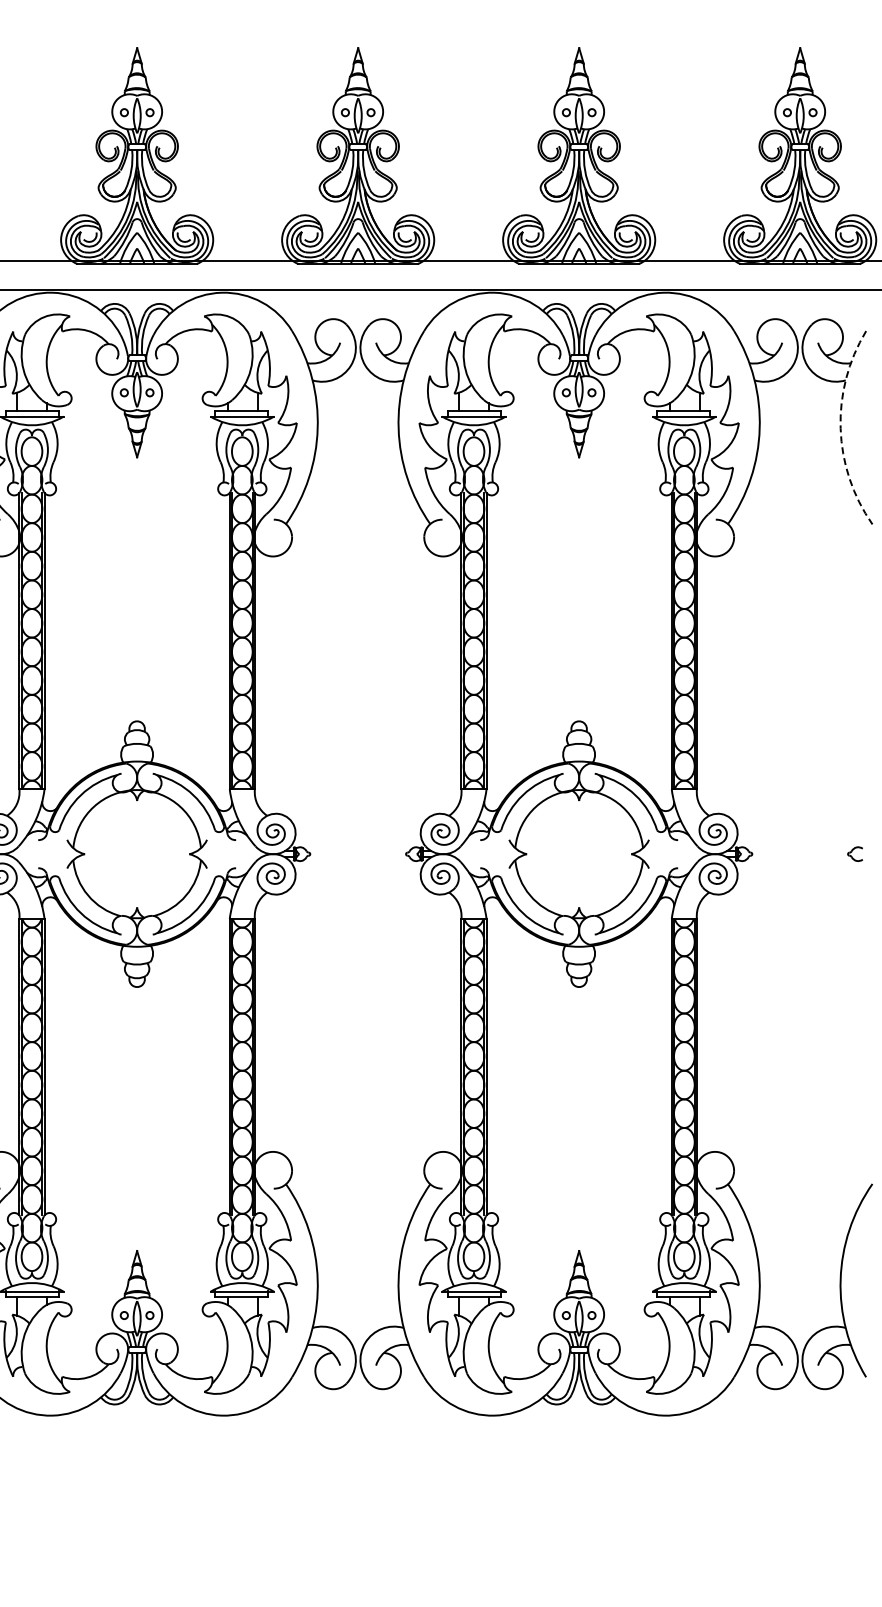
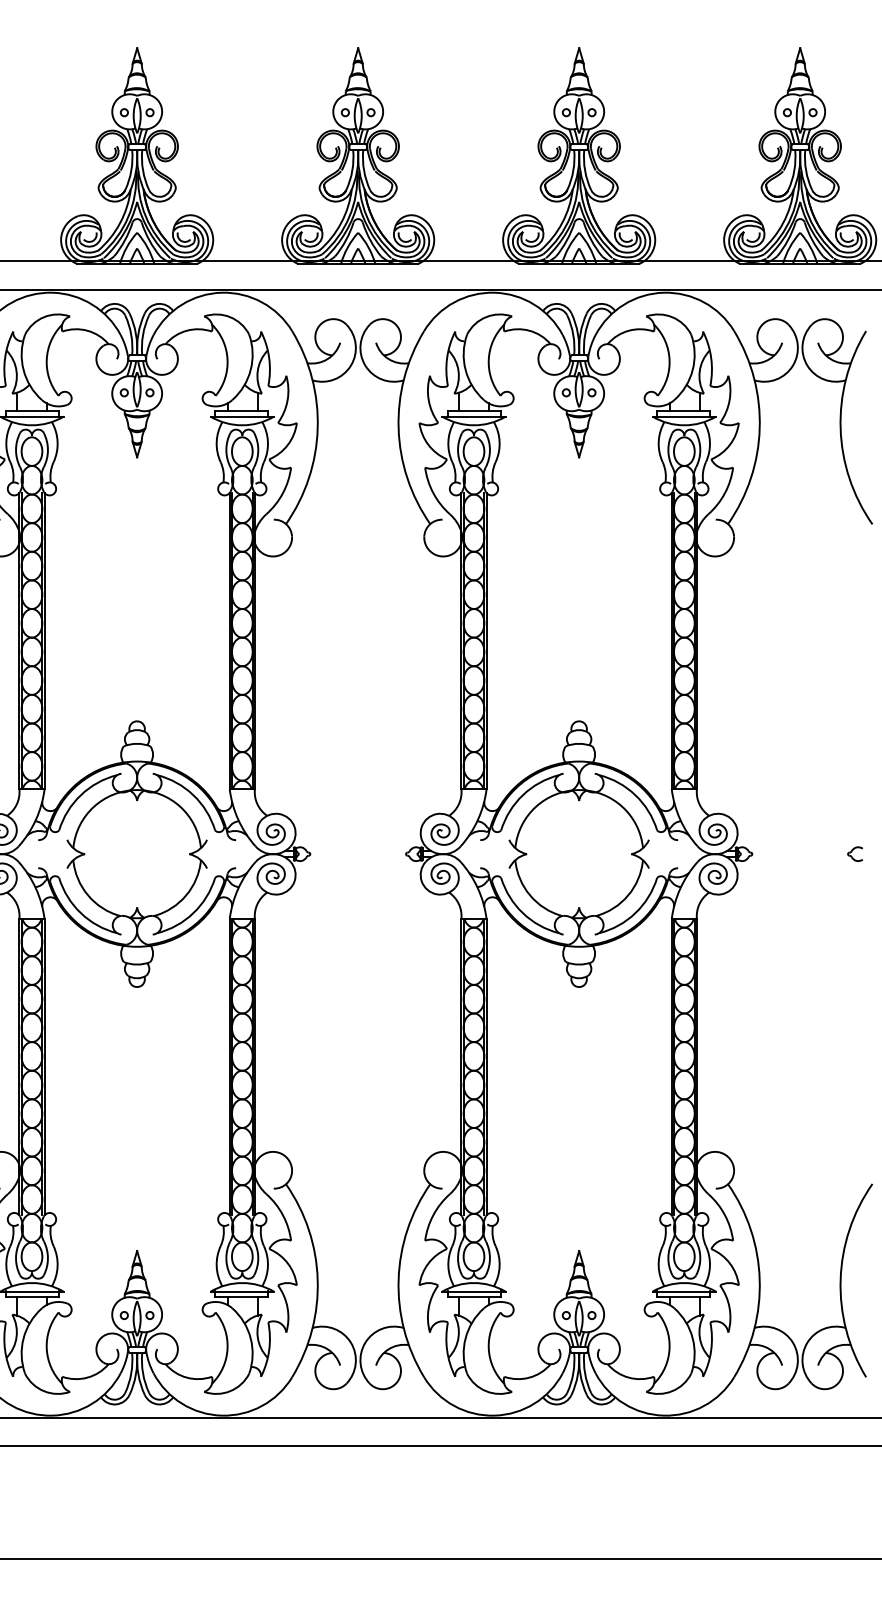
arc: dashed -> solid (840, 428)
line: none -> present (440, 1417)
line: none -> present (440, 1446)
line: none -> present (440, 1558)
